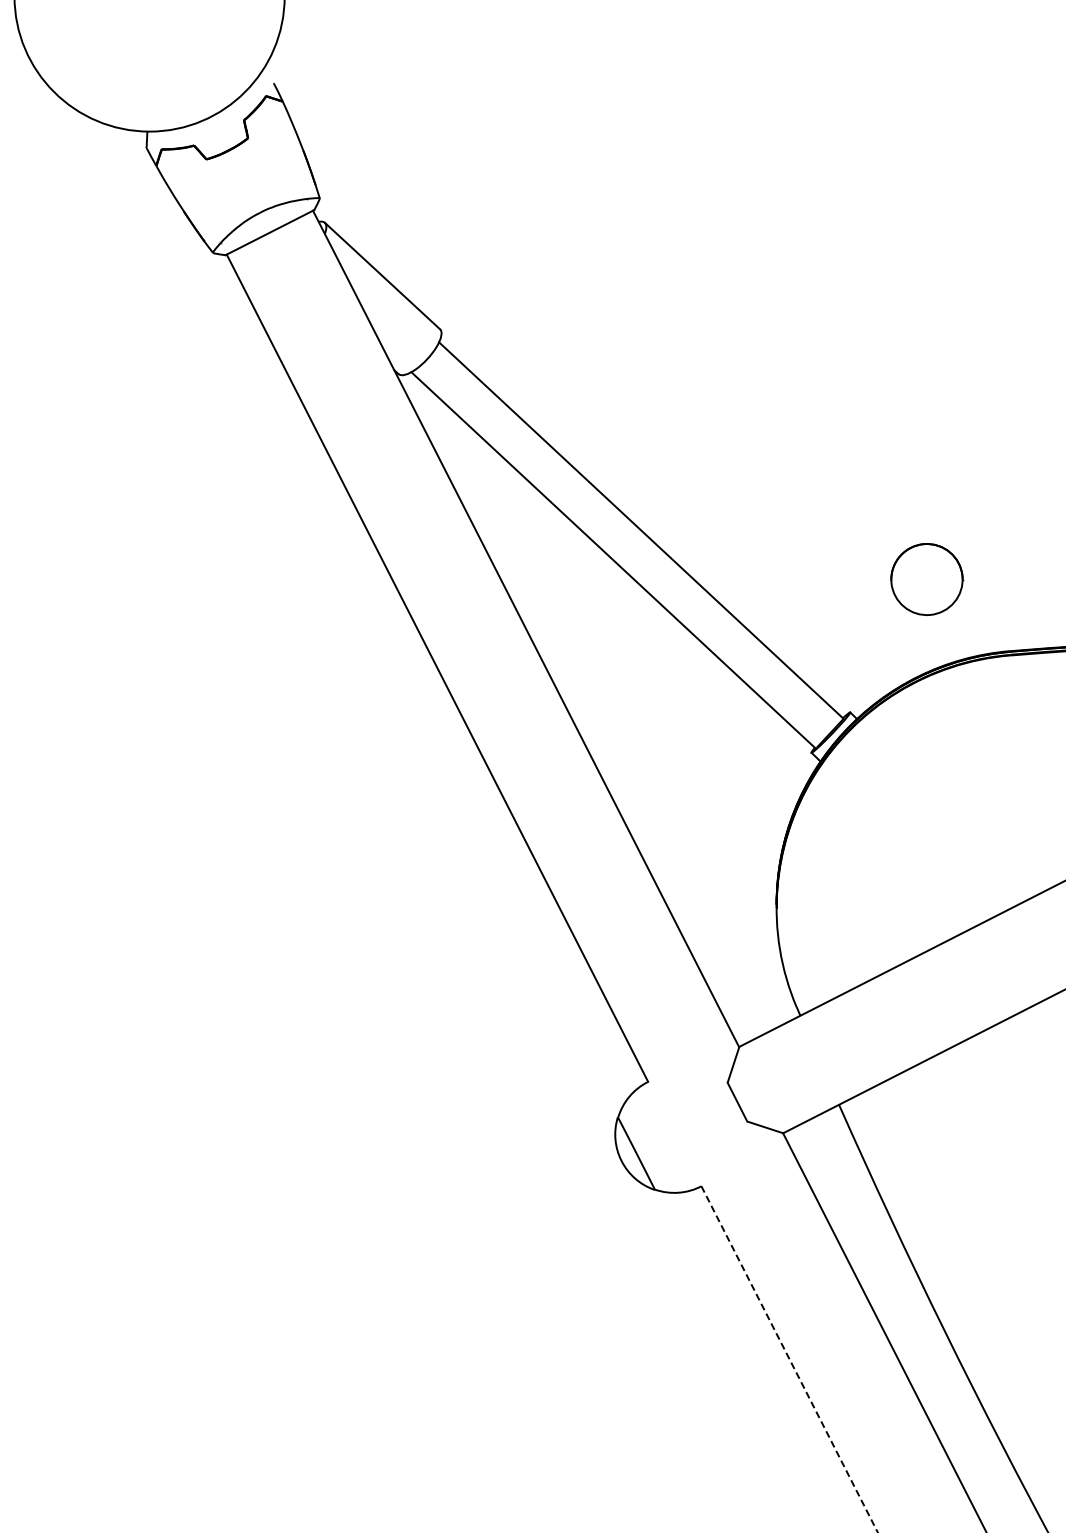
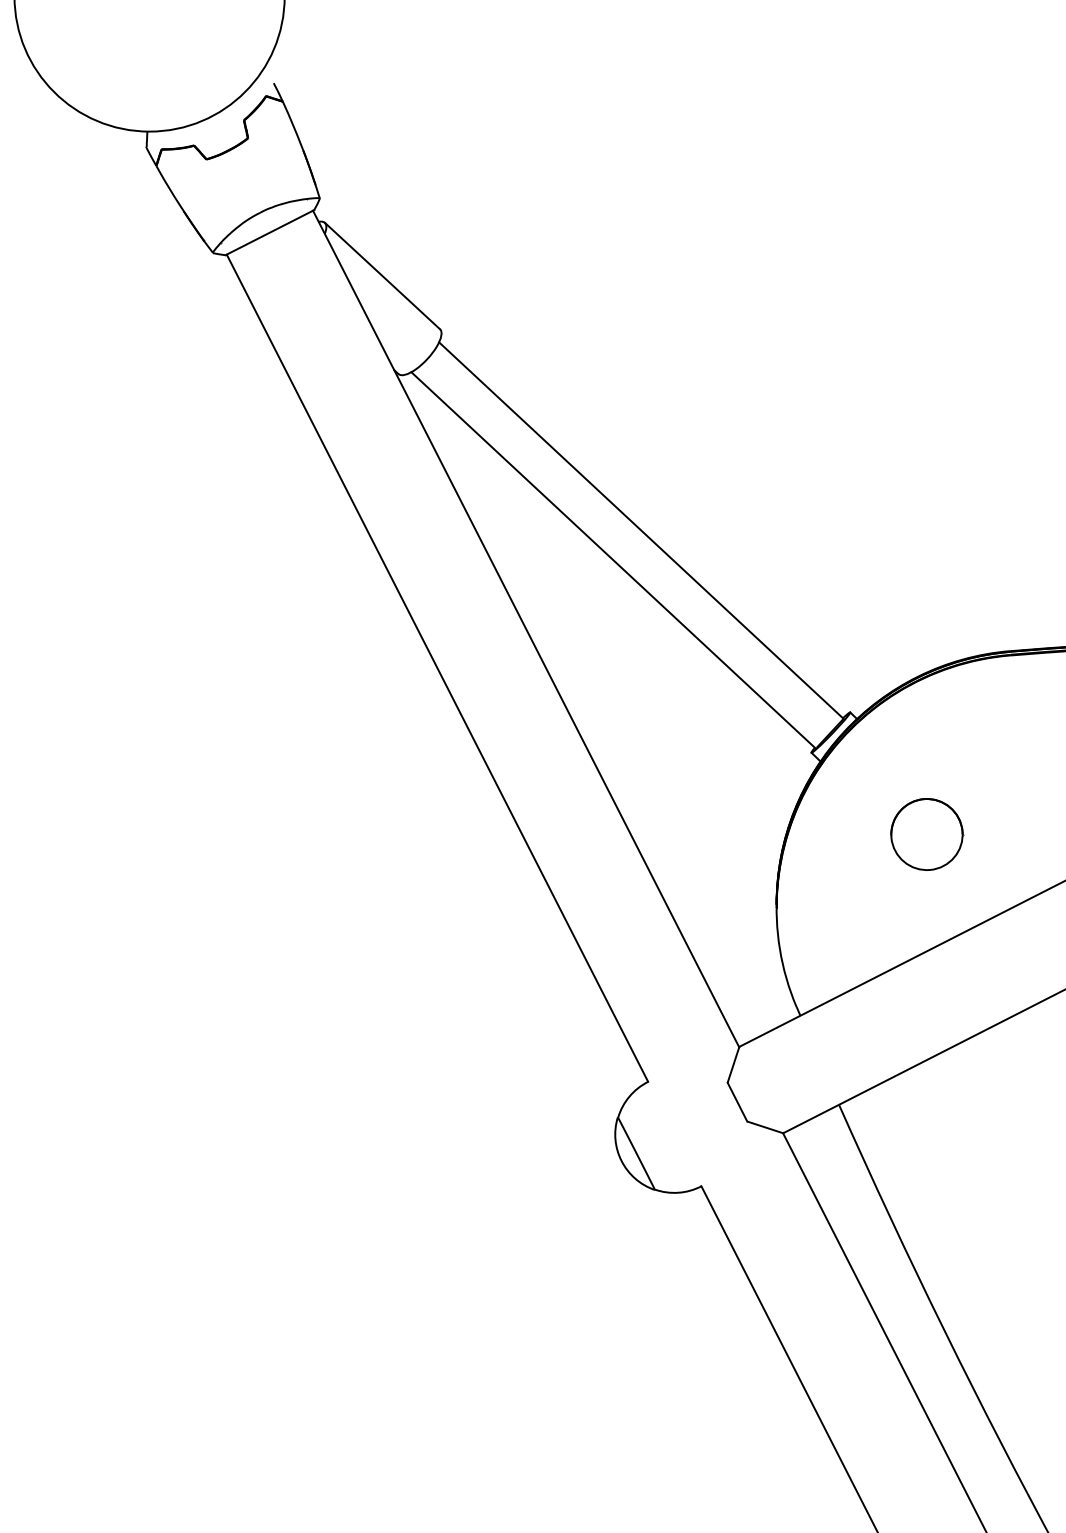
part position: (927, 579) -> (927, 834) (927, 834)
line: dashed -> solid (789, 1359)
